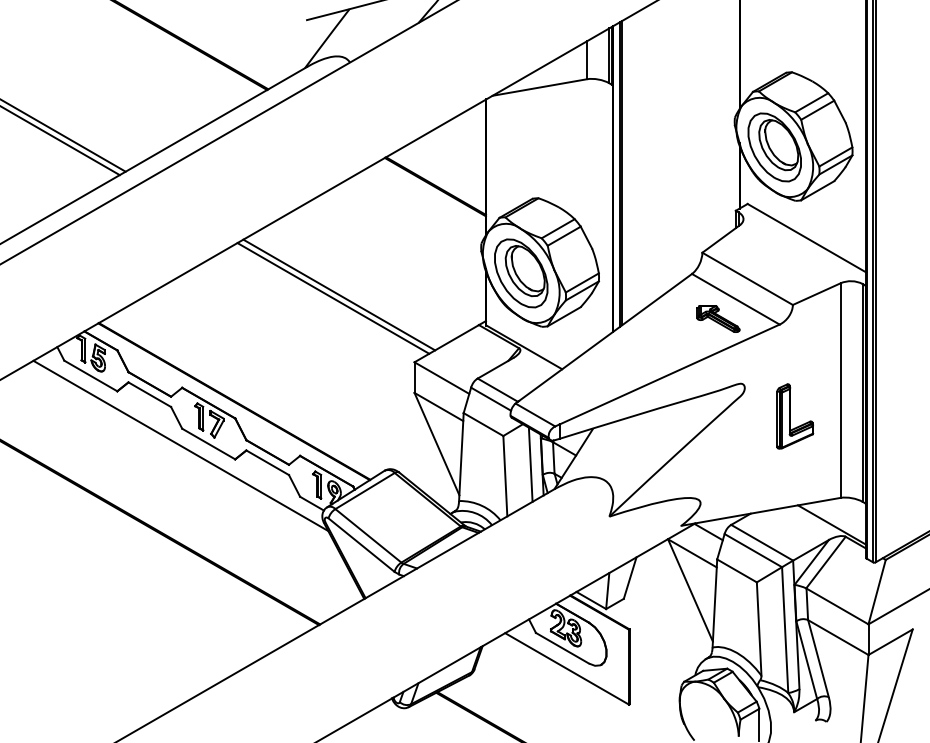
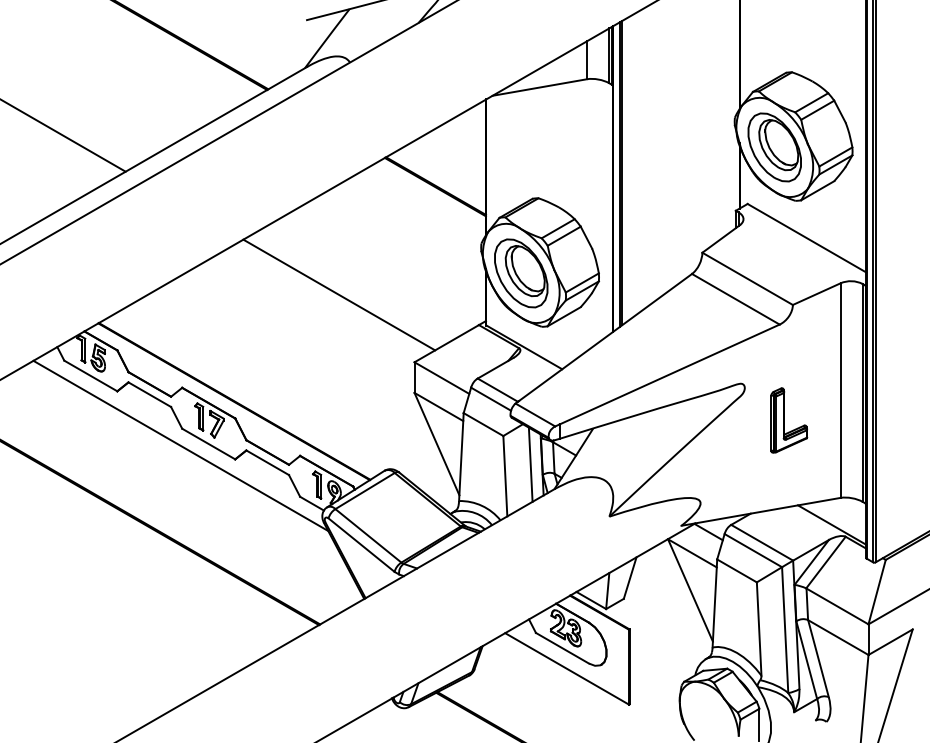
line: present -> none (60, 141)
line: present -> none (333, 298)
part: present -> none (718, 318)
part position: (795, 416) -> (789, 420) (789, 420)
